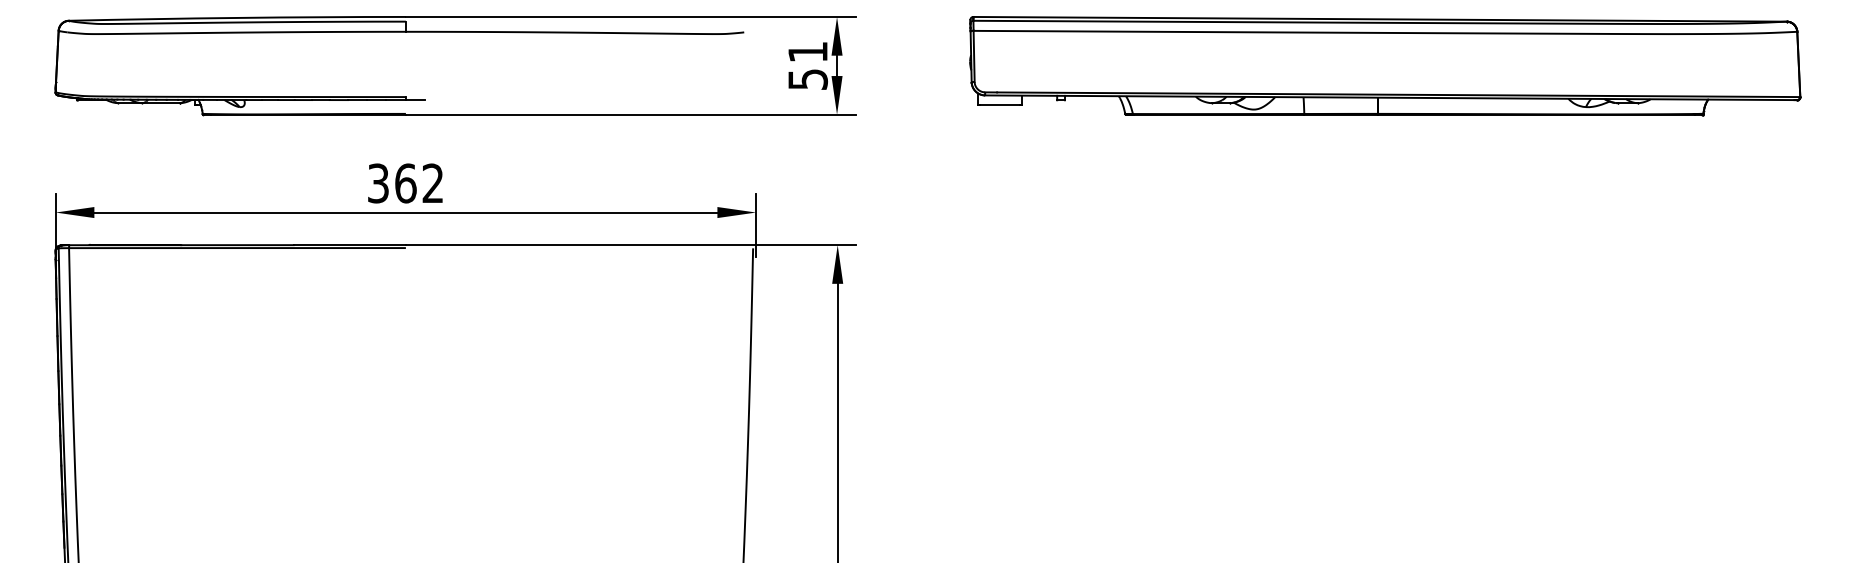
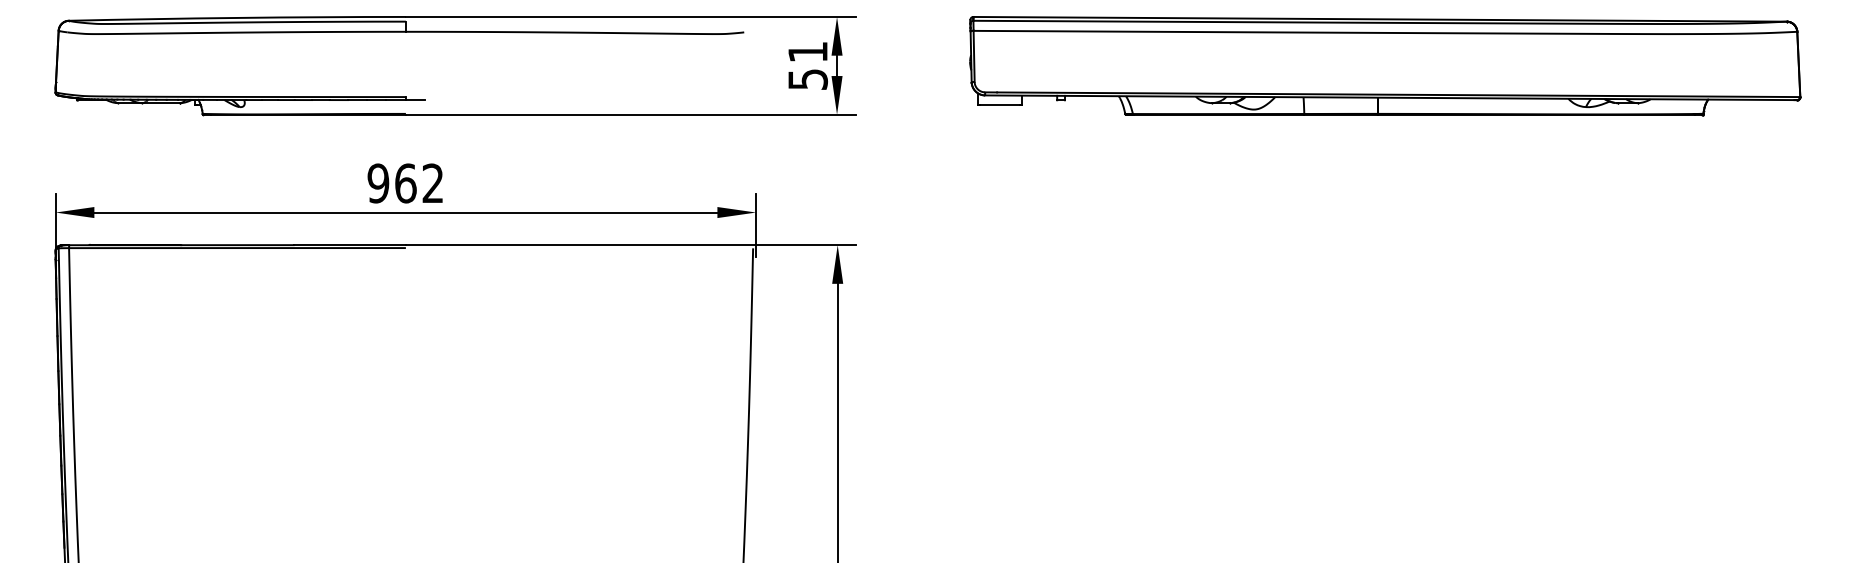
text: 362 -> 962 (378, 183)
